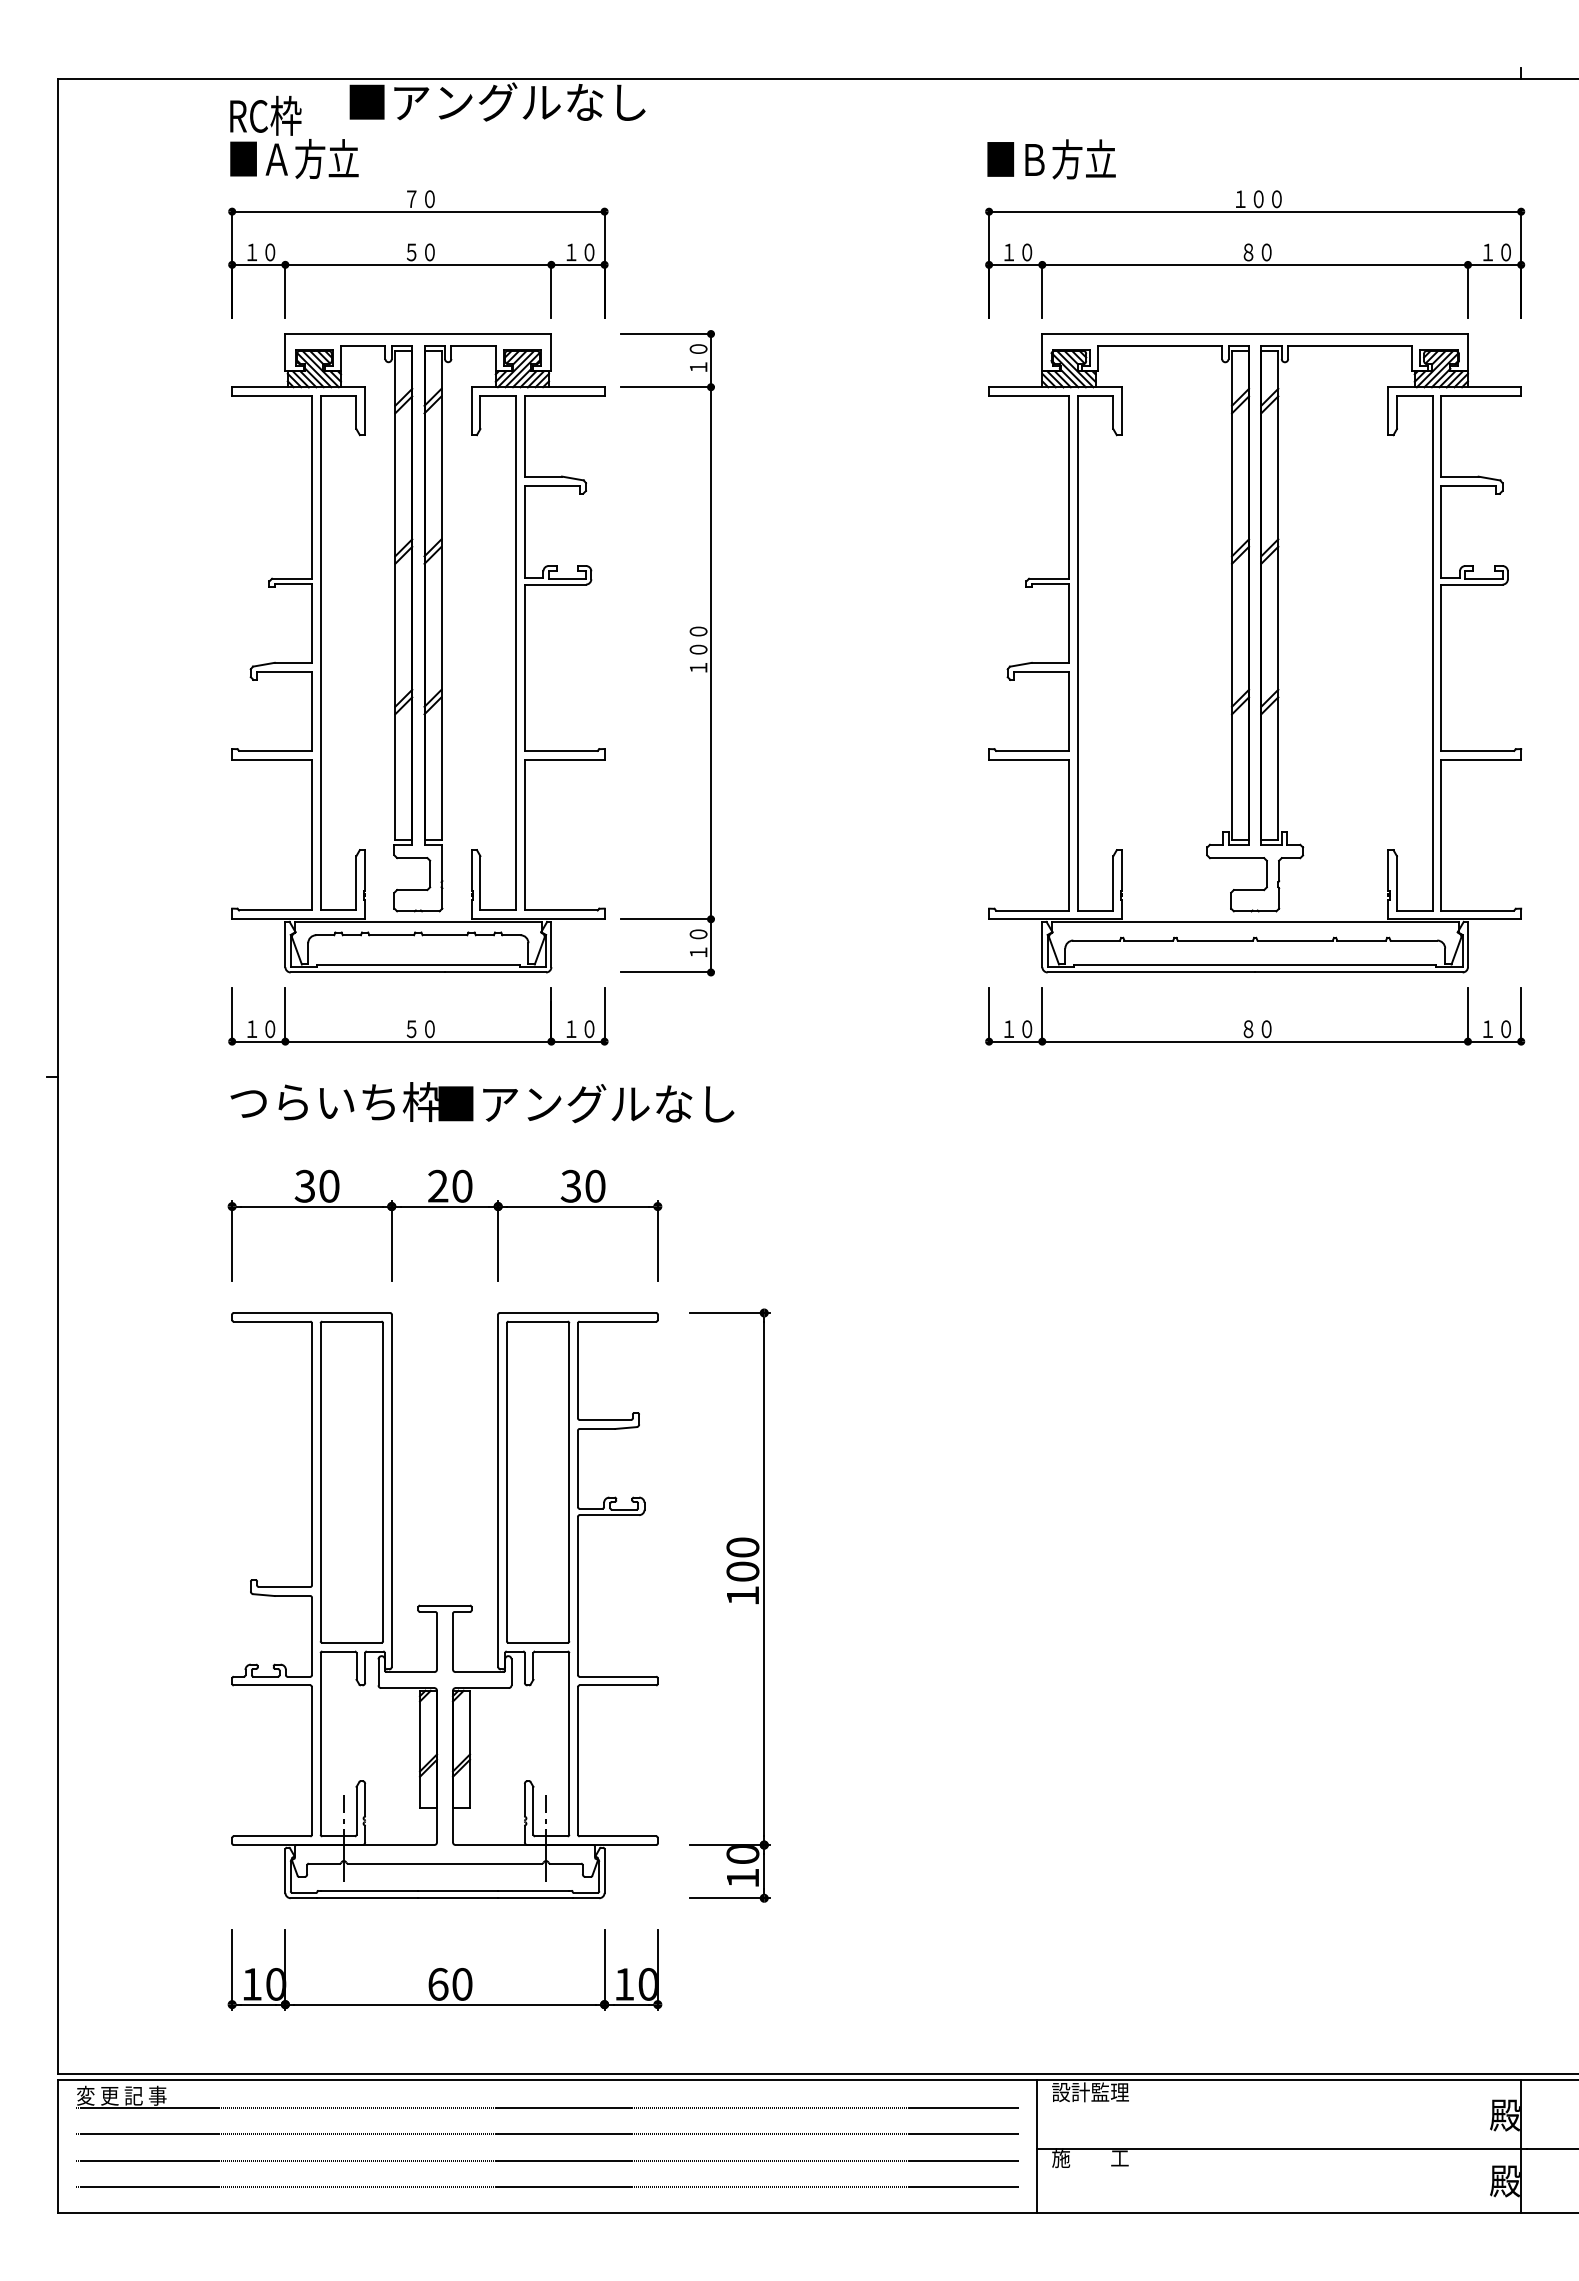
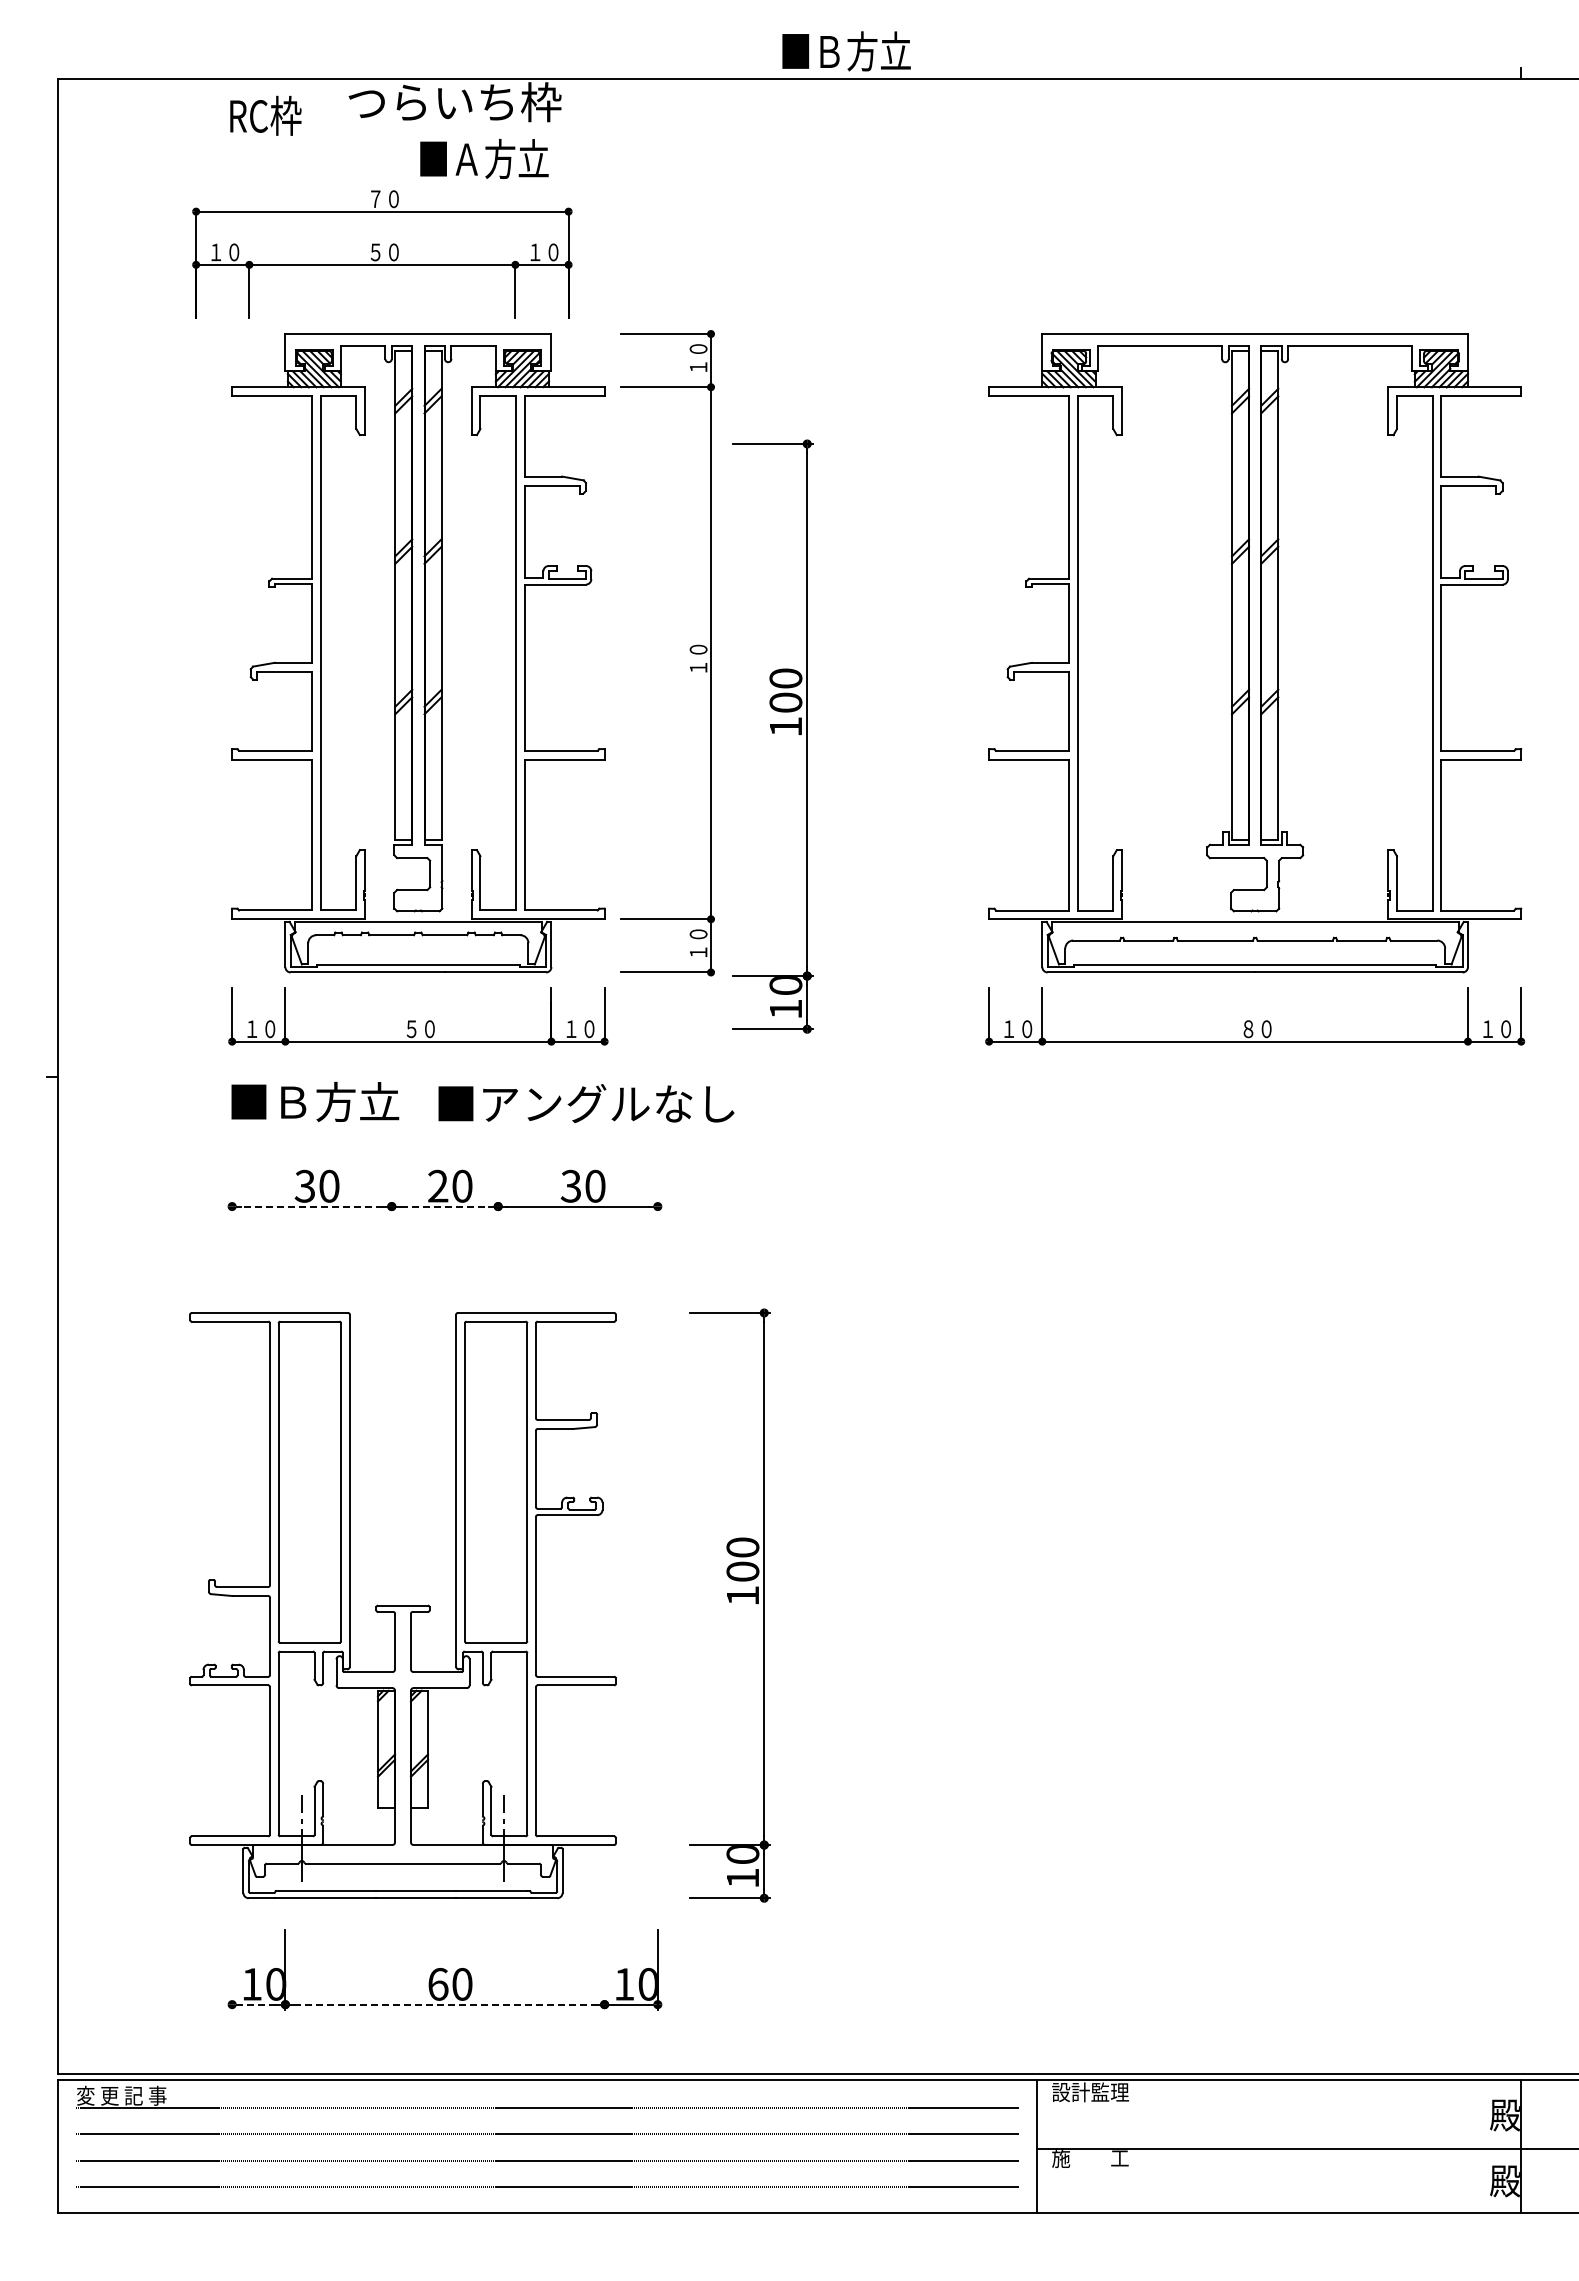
text: ■アングルなし -> つらいち枠 (496, 102)
text position: (294, 158) -> (484, 158) (484, 158)
text position: (1051, 159) -> (846, 51) (846, 51)
part position: (418, 254) -> (382, 254) (382, 254)
part: present -> none (1255, 254)
text: １００ -> １０ (698, 631)
part: none -> present (772, 736)
text: つらいち枠 -> ■Ｂ方立 (334, 1101)
line: solid -> dashed (312, 1206)
line: solid -> dashed (445, 1206)
line: present -> none (232, 1241)
line: present -> none (391, 1241)
line: present -> none (498, 1241)
line: present -> none (657, 1241)
part position: (444, 1605) -> (402, 1605) (402, 1605)
line: present -> none (232, 1969)
line: present -> none (604, 1969)
line: solid -> dashed (258, 2004)
line: solid -> dashed (445, 2004)
